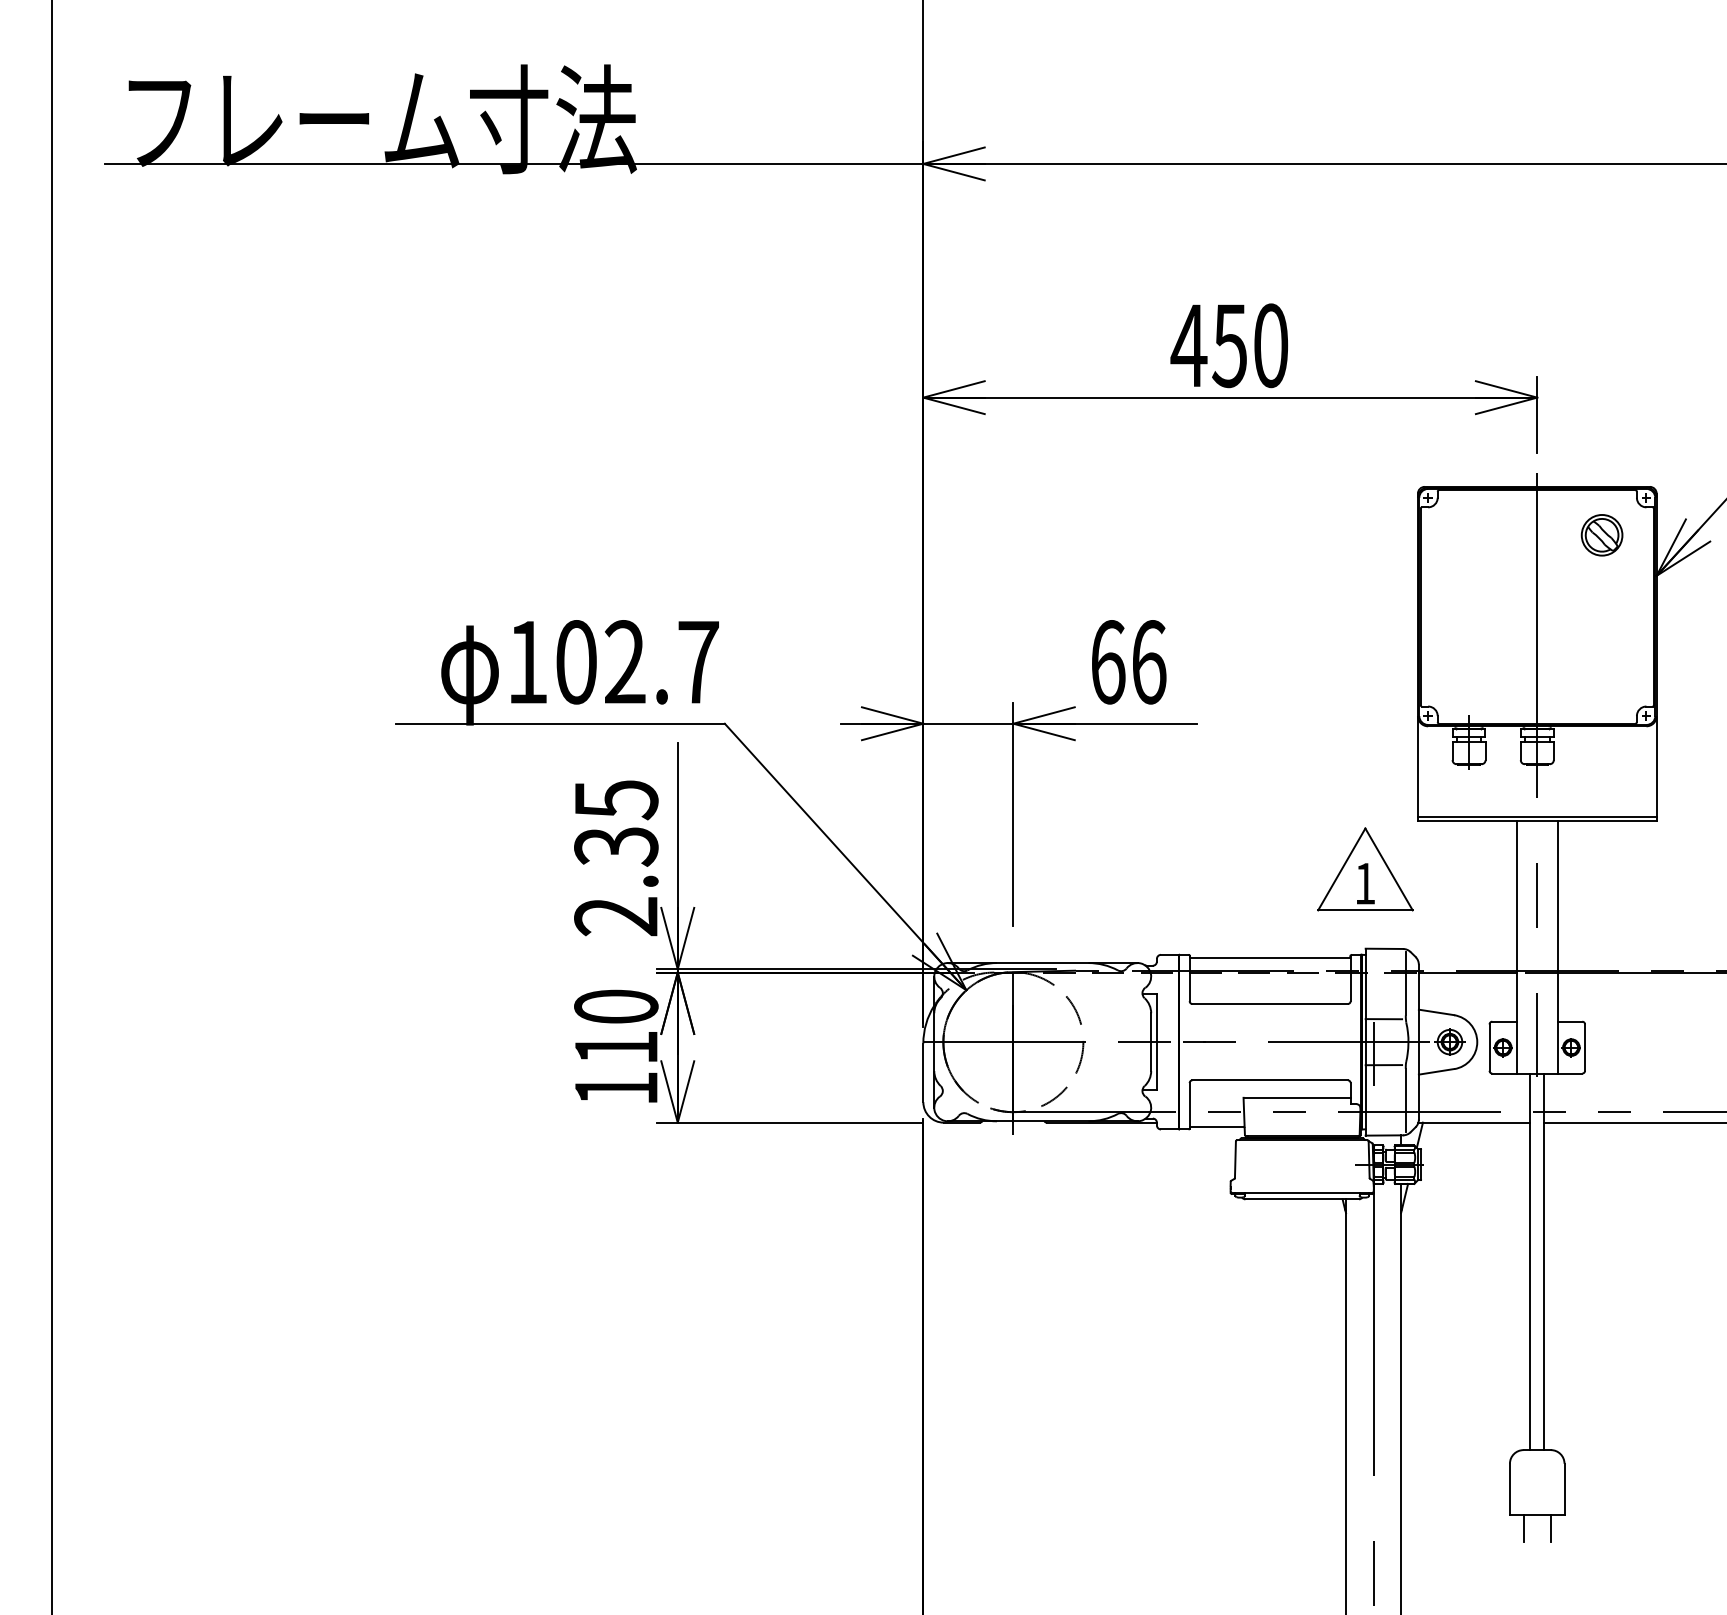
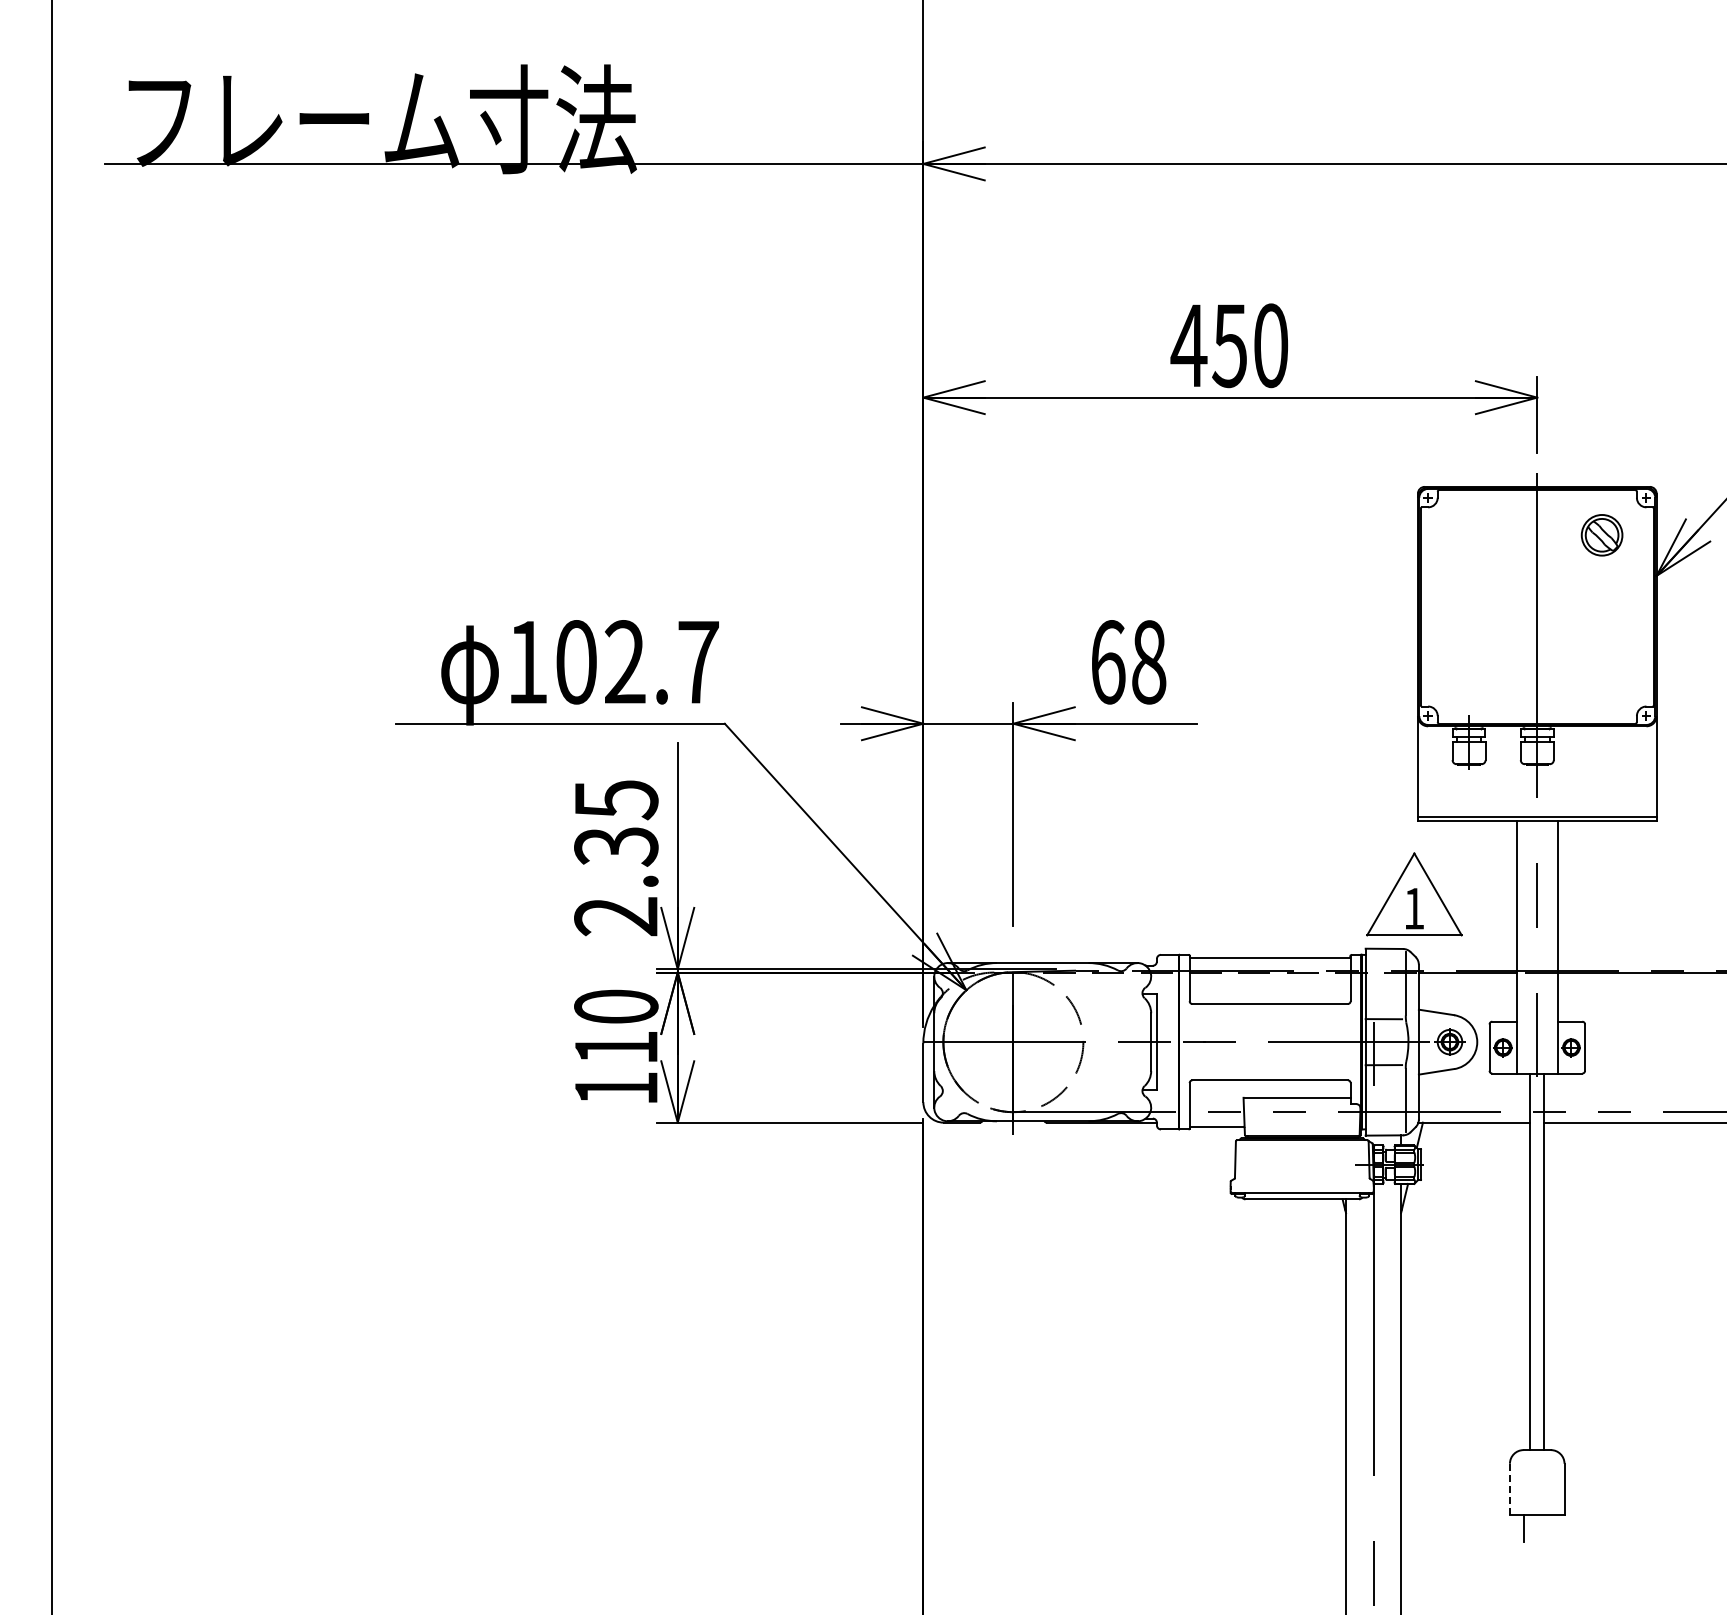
text: 66 -> 68 (1149, 662)
part position: (1365, 869) -> (1414, 894) (1414, 894)
line: solid -> dashed (1509, 1489)
line: present -> none (1550, 1528)
